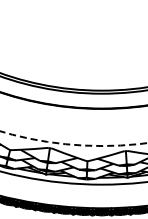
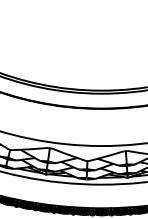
circle: dashed -> solid (73, 138)
